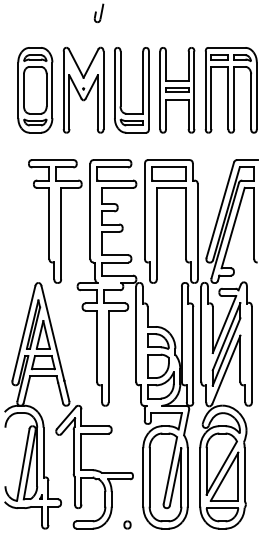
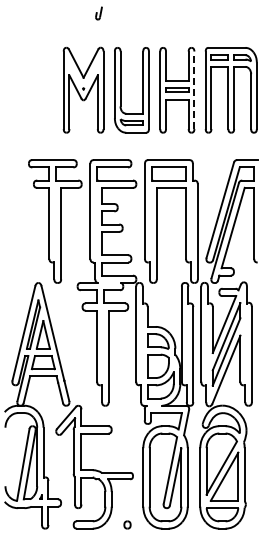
part size: 12x21 px -> 8x15 px (98, 13)
part: present -> none (35, 90)
line: solid -> dashed (194, 90)
